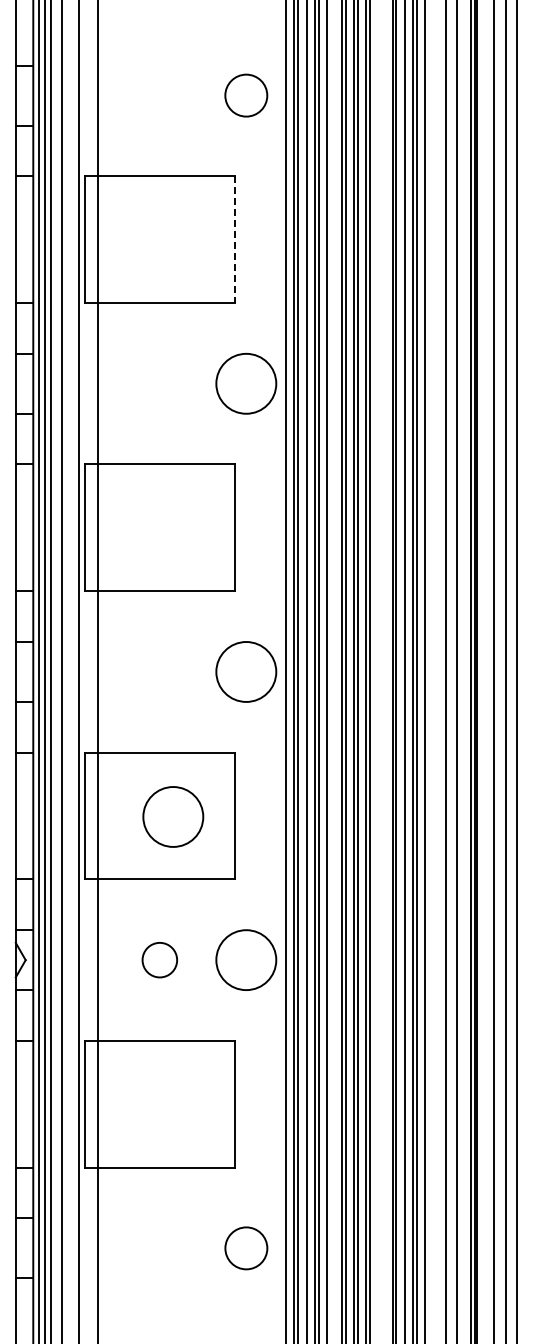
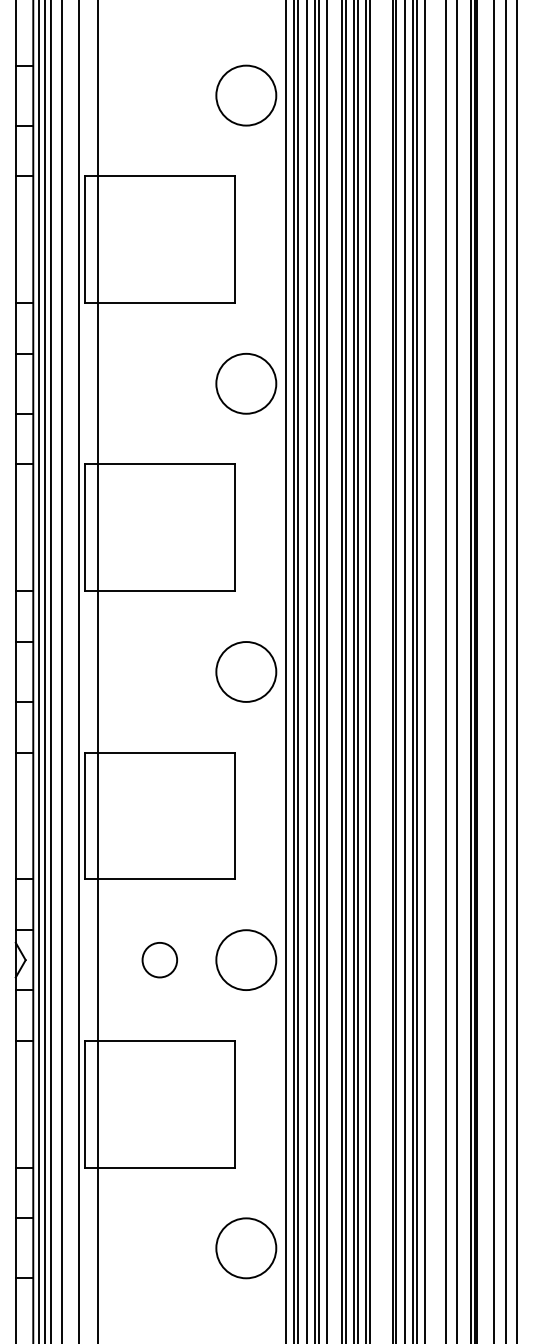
circle diameter: 42 px -> 60 px (246, 95)
line: dashed -> solid (234, 240)
circle: present -> none (173, 816)
circle size: 45x45 px -> 63x63 px (246, 1248)
